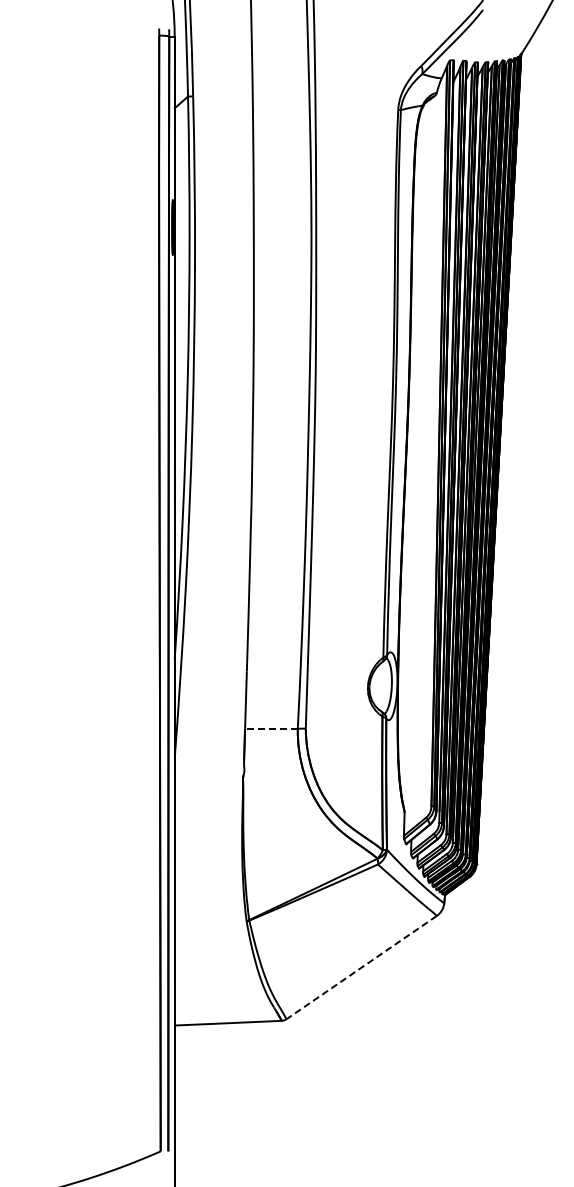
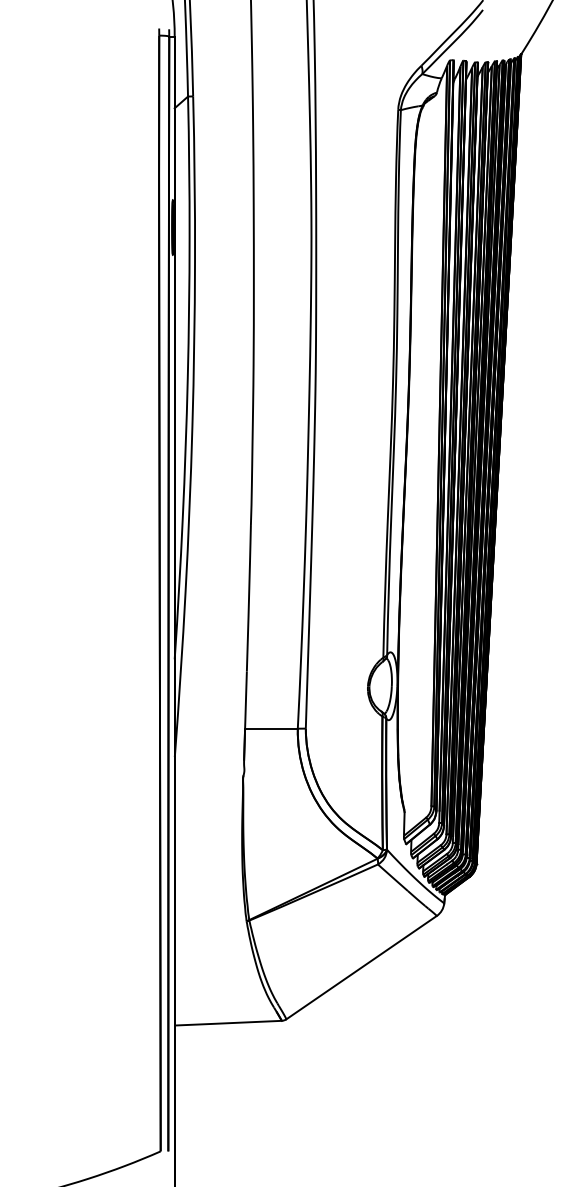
line: dashed -> solid (270, 728)
line: dashed -> solid (361, 967)
